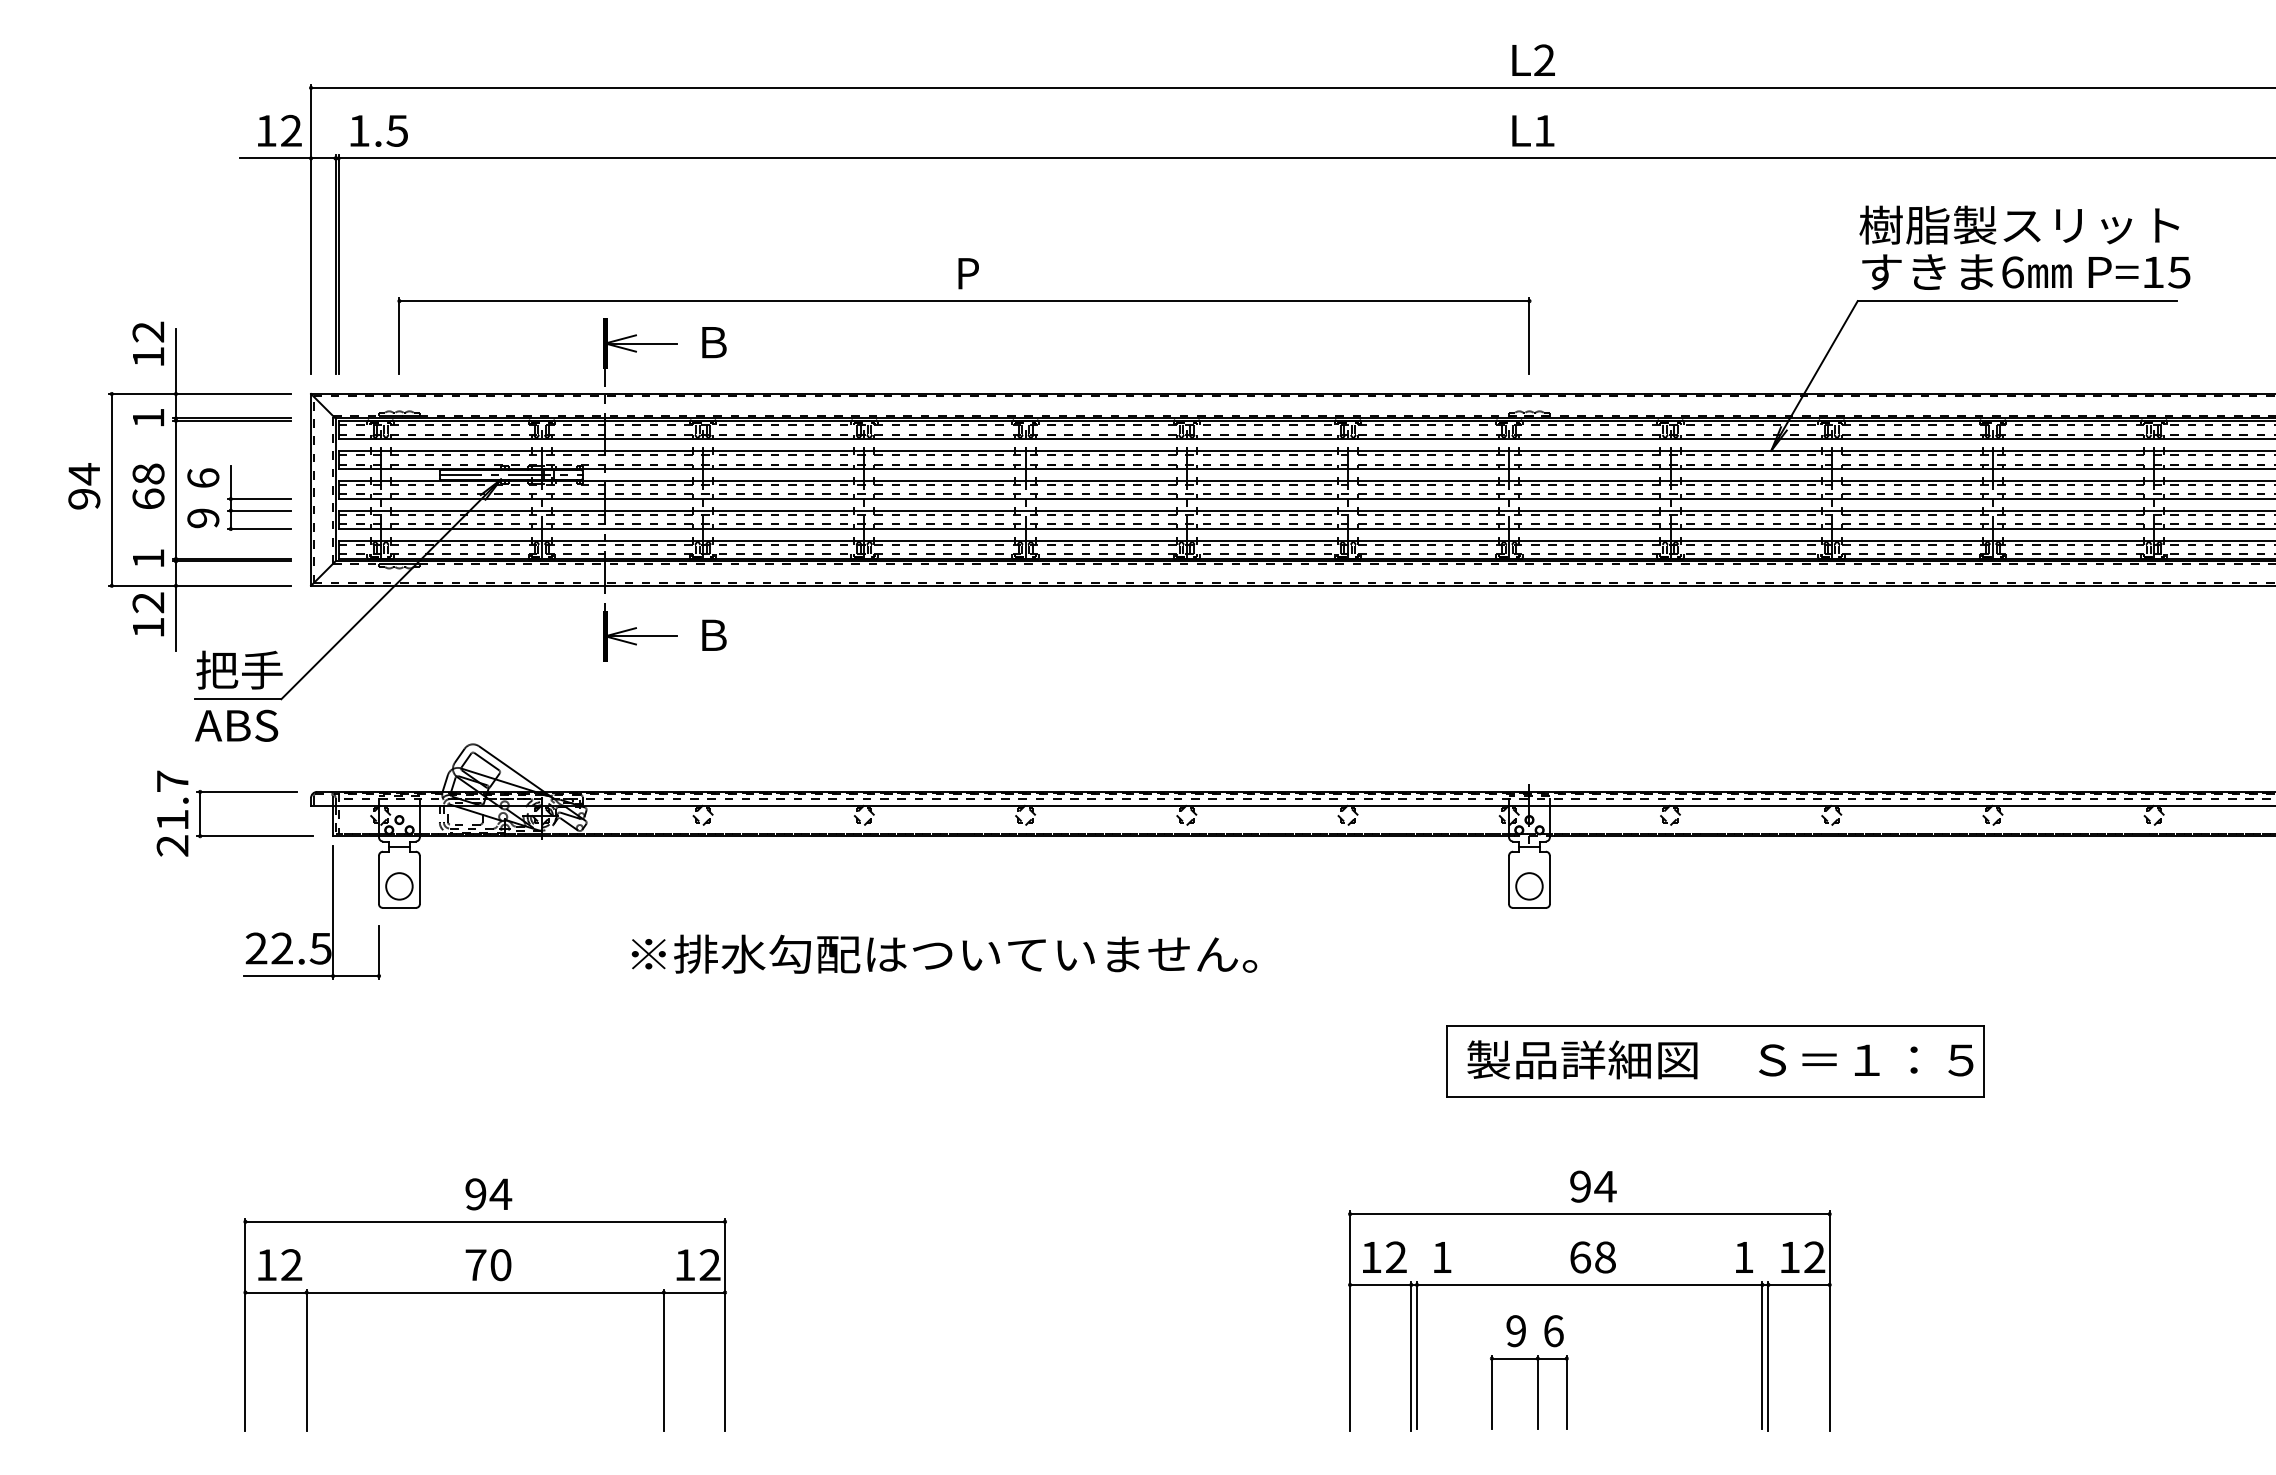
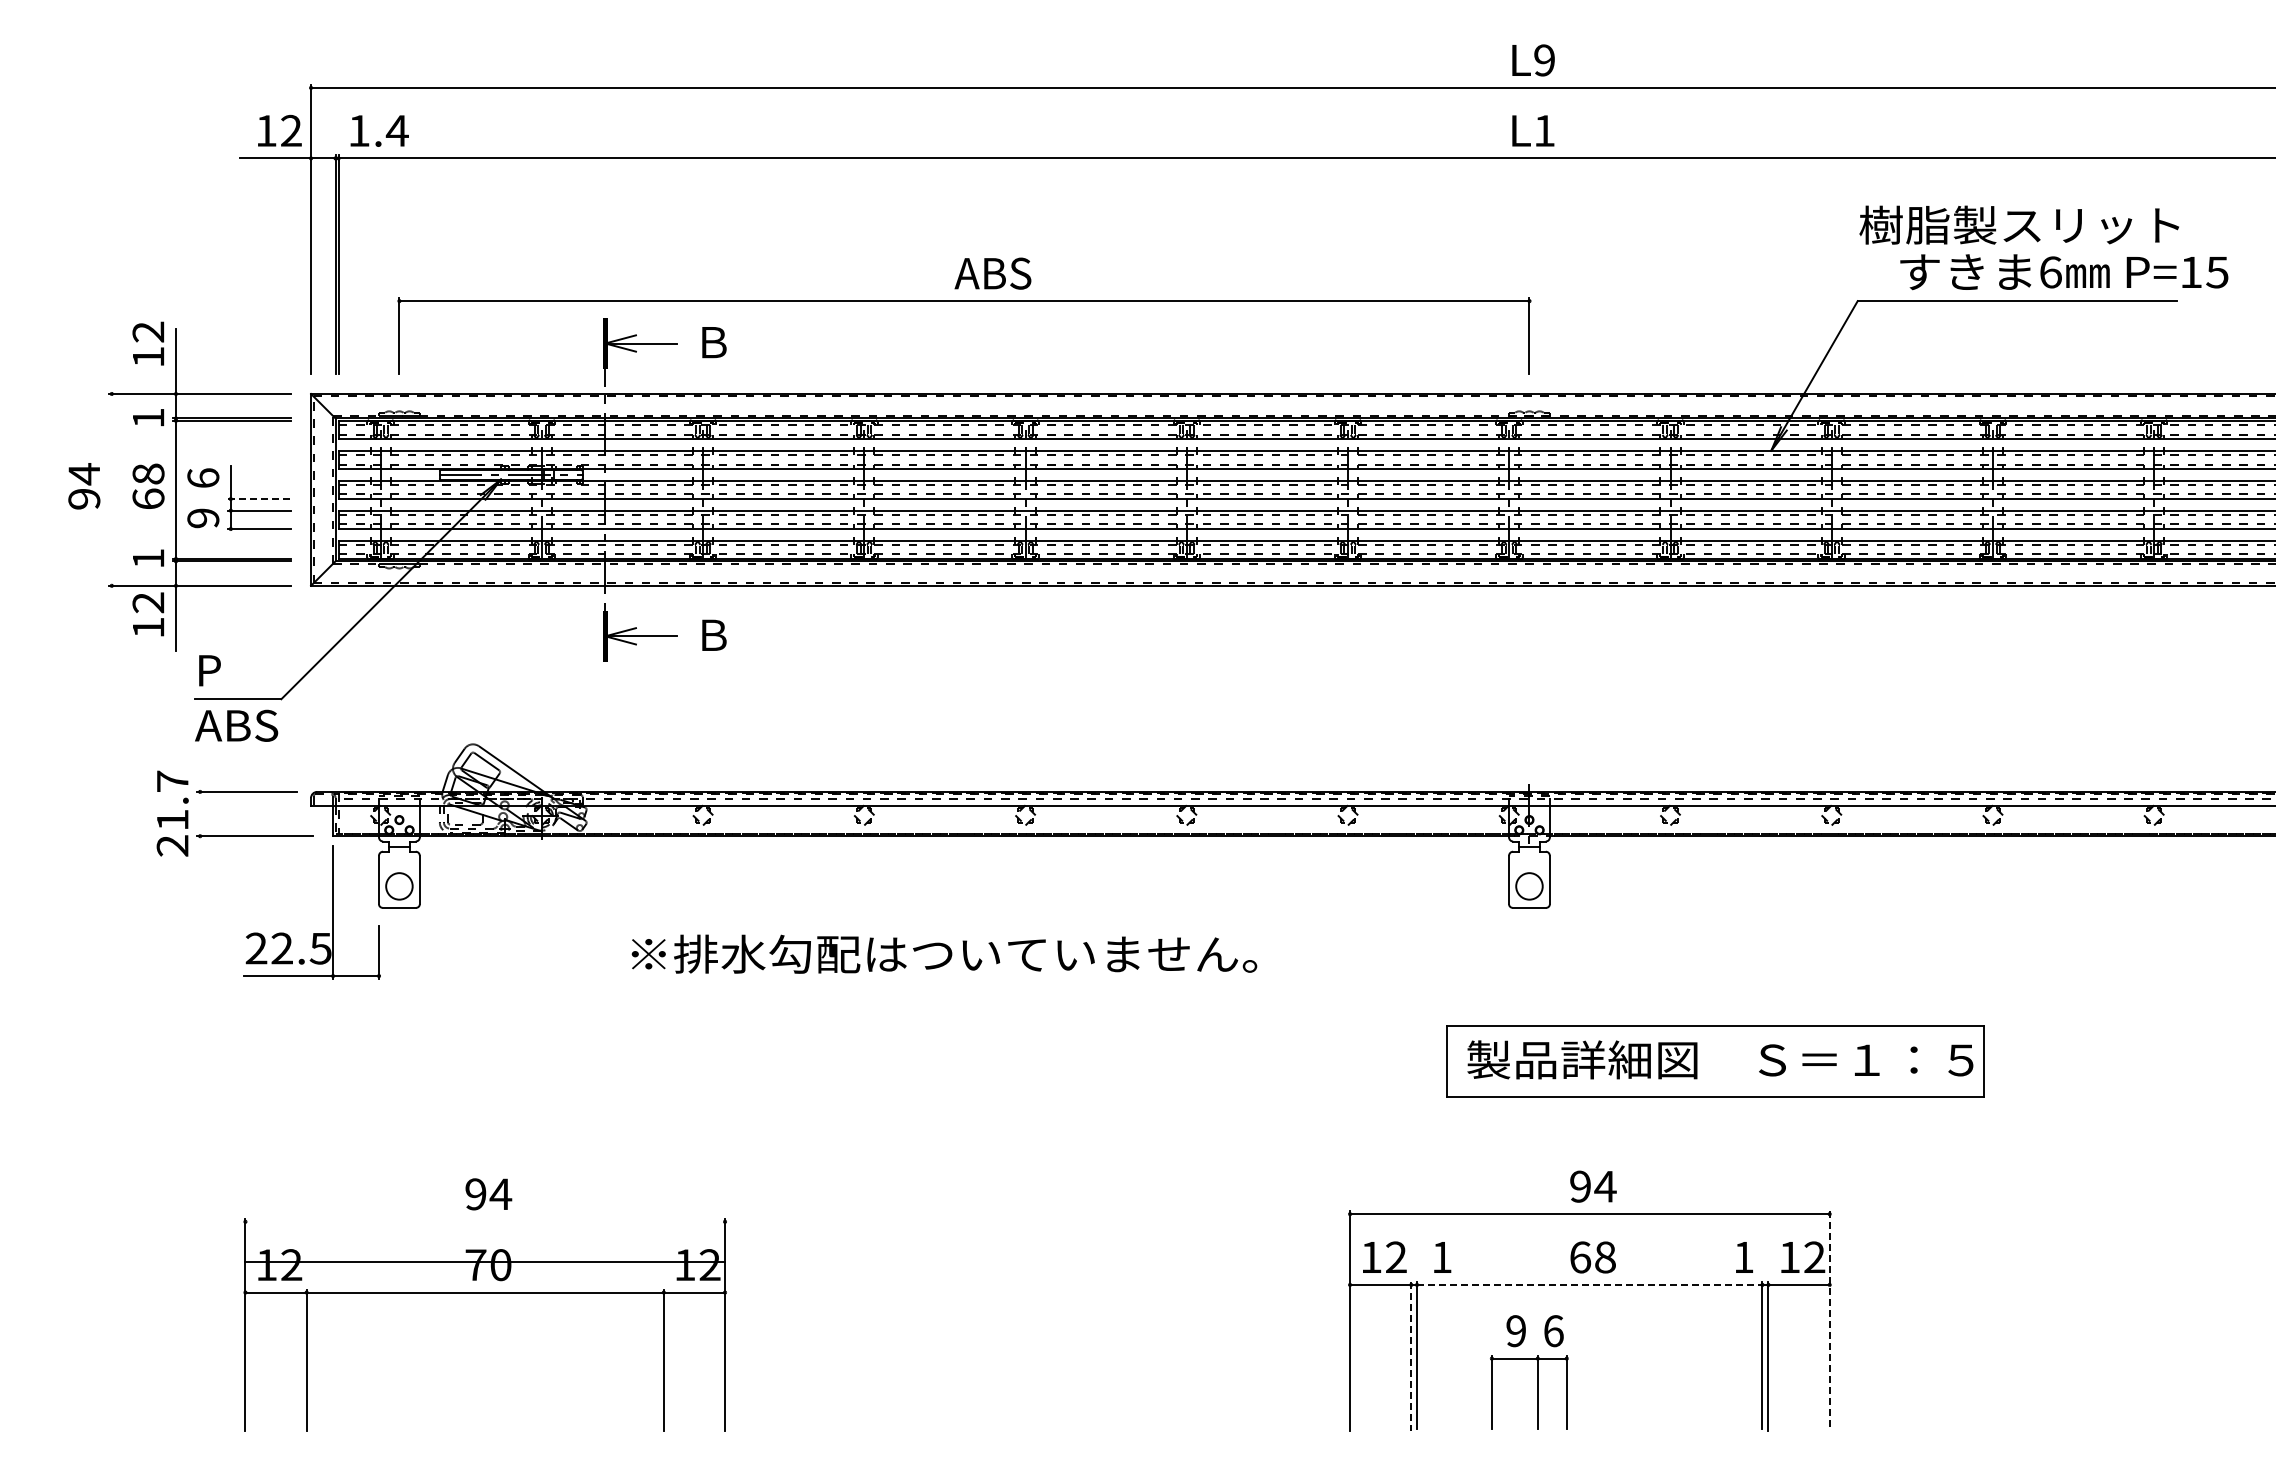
text: L2 -> L9 (1544, 60)
text: 1.5 -> 1.4 (396, 130)
text position: (2026, 272) -> (2064, 272) (2064, 272)
text: P -> ABS (992, 273)
line: present -> none (111, 489)
line: solid -> dashed (259, 499)
text: 把手 -> P (239, 669)
line: present -> none (200, 813)
line position: (485, 1221) -> (485, 1261) (485, 1261)
line: solid -> dashed (1589, 1284)
line: solid -> dashed (1829, 1320)
line: solid -> dashed (1411, 1356)
